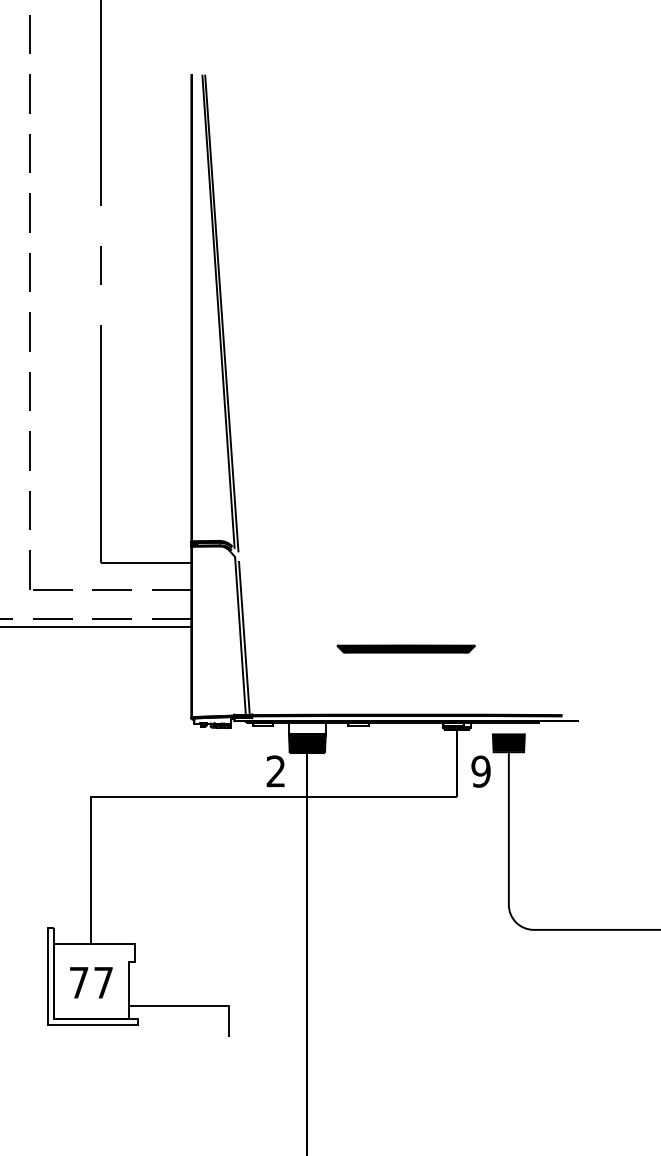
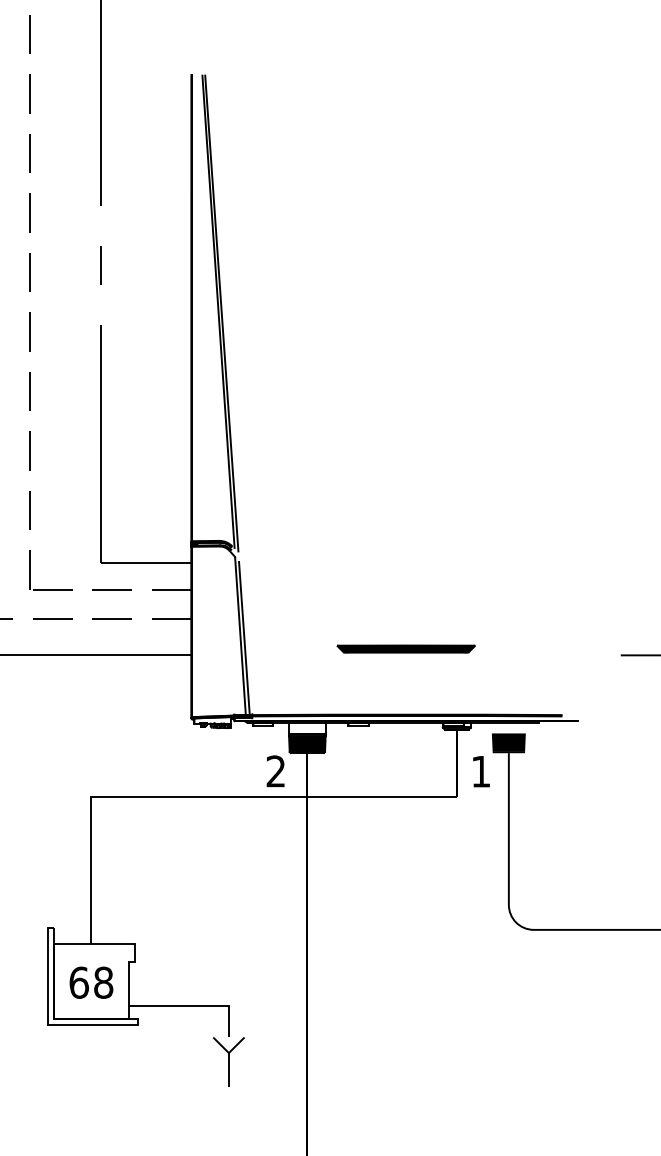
line position: (96, 627) -> (96, 655) (96, 655)
line: none -> present (638, 655)
text: 9 -> 1 (480, 771)
text: 77 -> 68 (91, 982)
part: none -> present (228, 1061)
